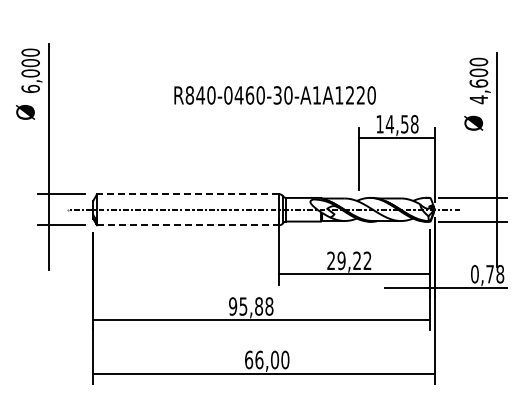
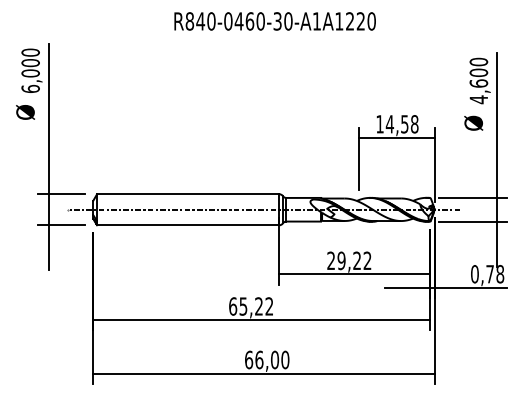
text position: (274, 95) -> (274, 21) (274, 21)
line: dashed -> solid (187, 194)
line: dashed -> solid (188, 225)
text: 95,88 -> 65,22 (251, 306)
